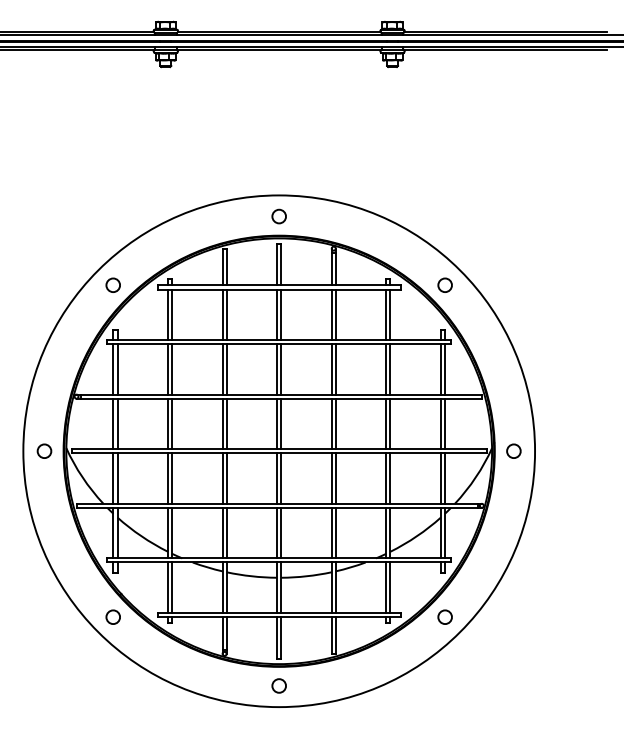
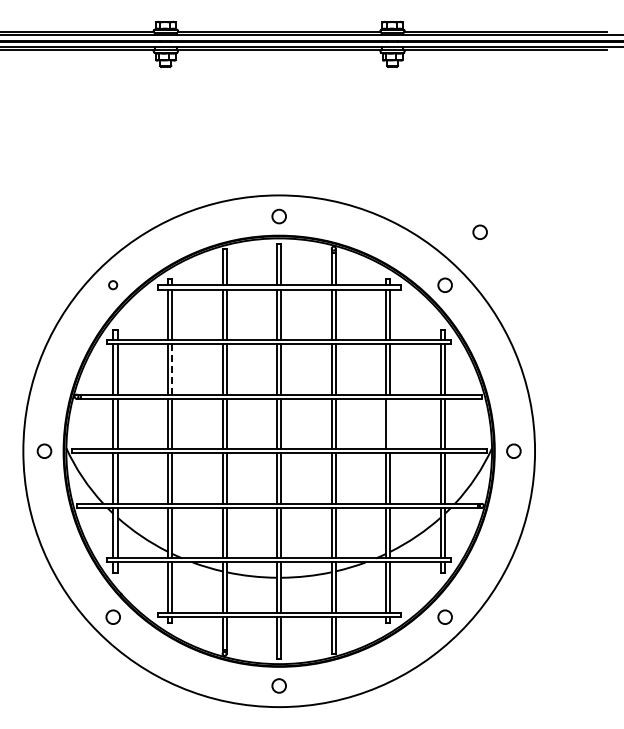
circle: none -> present (479, 231)
circle size: 16x16 px -> 11x11 px (113, 285)
line: solid -> dashed (172, 369)
line: present -> none (390, 423)
